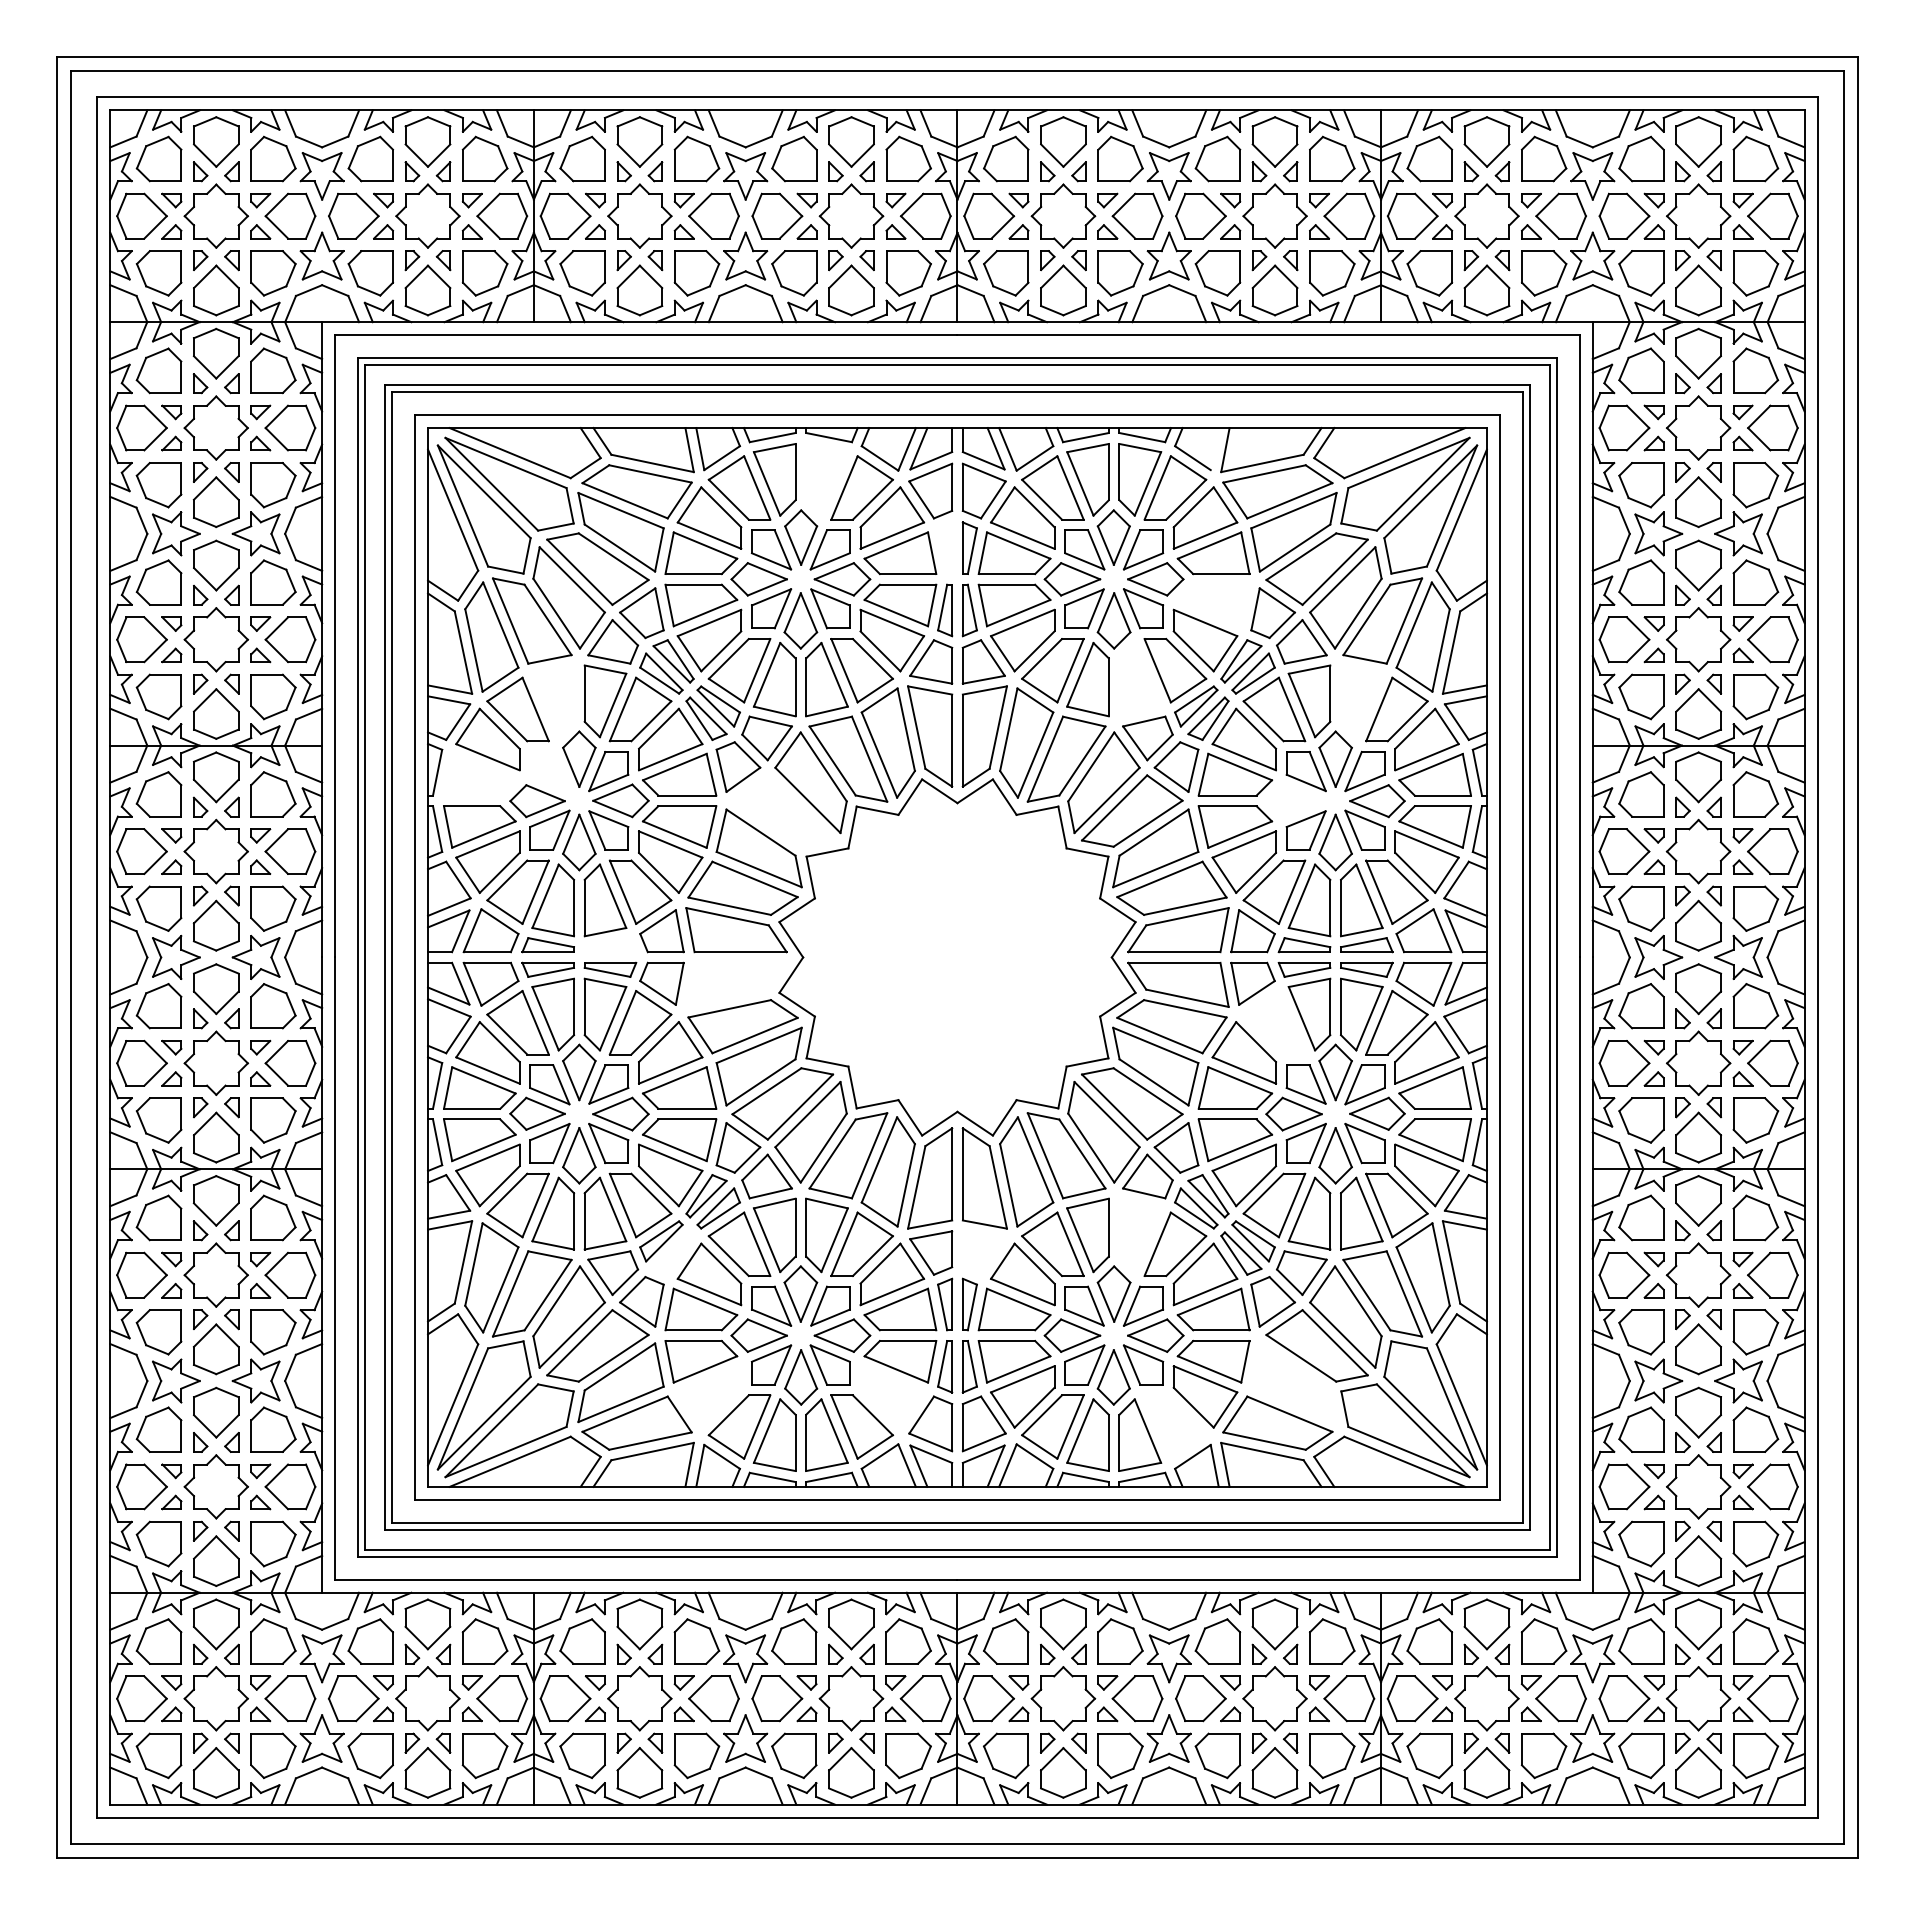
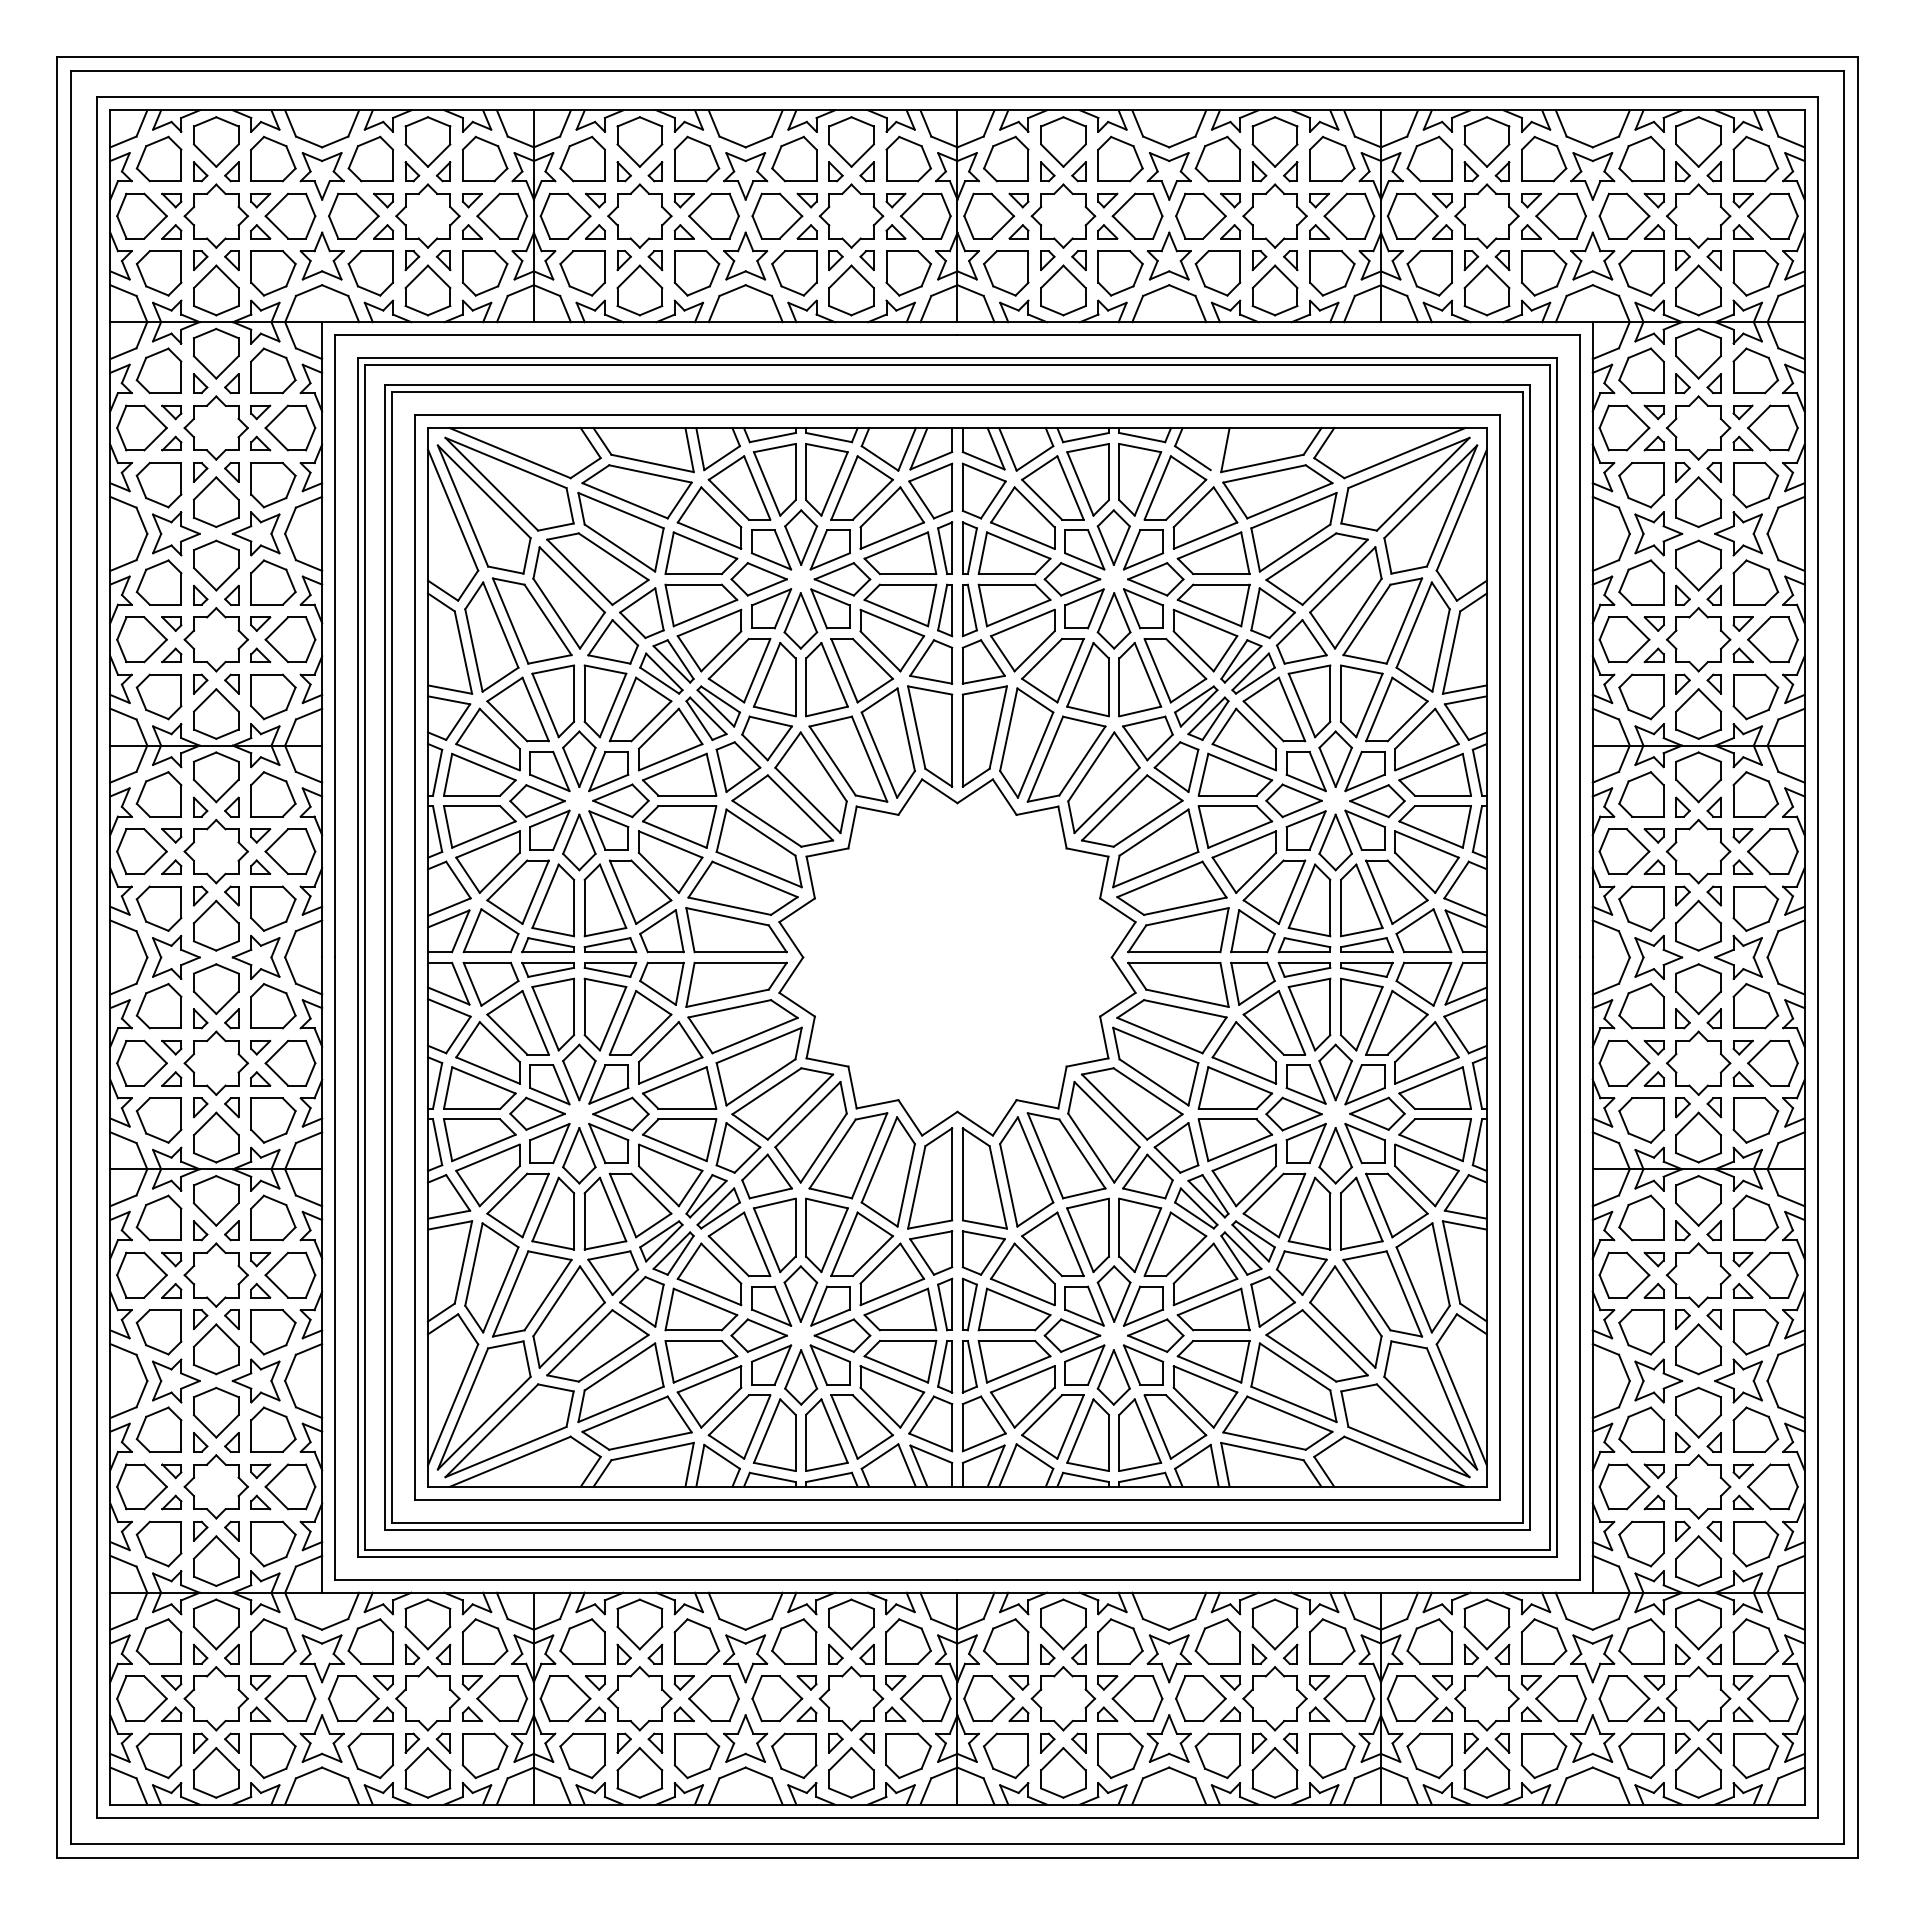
part: none -> present (826, 479)
part: none -> present (945, 547)
part: none -> present (1213, 605)
part: none -> present (1140, 679)
part: none -> present (553, 701)
part: none -> present (1361, 701)
part: none -> present (549, 771)
part: none -> present (479, 774)
part: none -> present (1293, 800)
part: none -> present (782, 810)
part: none -> present (610, 945)
part: none -> present (736, 984)
part: none -> present (1274, 1022)
part: none -> present (1140, 1234)
part: none -> present (983, 1252)
part: none -> present (673, 1253)
part: none -> present (1293, 1382)
part: none -> present (709, 1396)
part: none -> present (892, 1396)
part: none -> present (1175, 1426)
